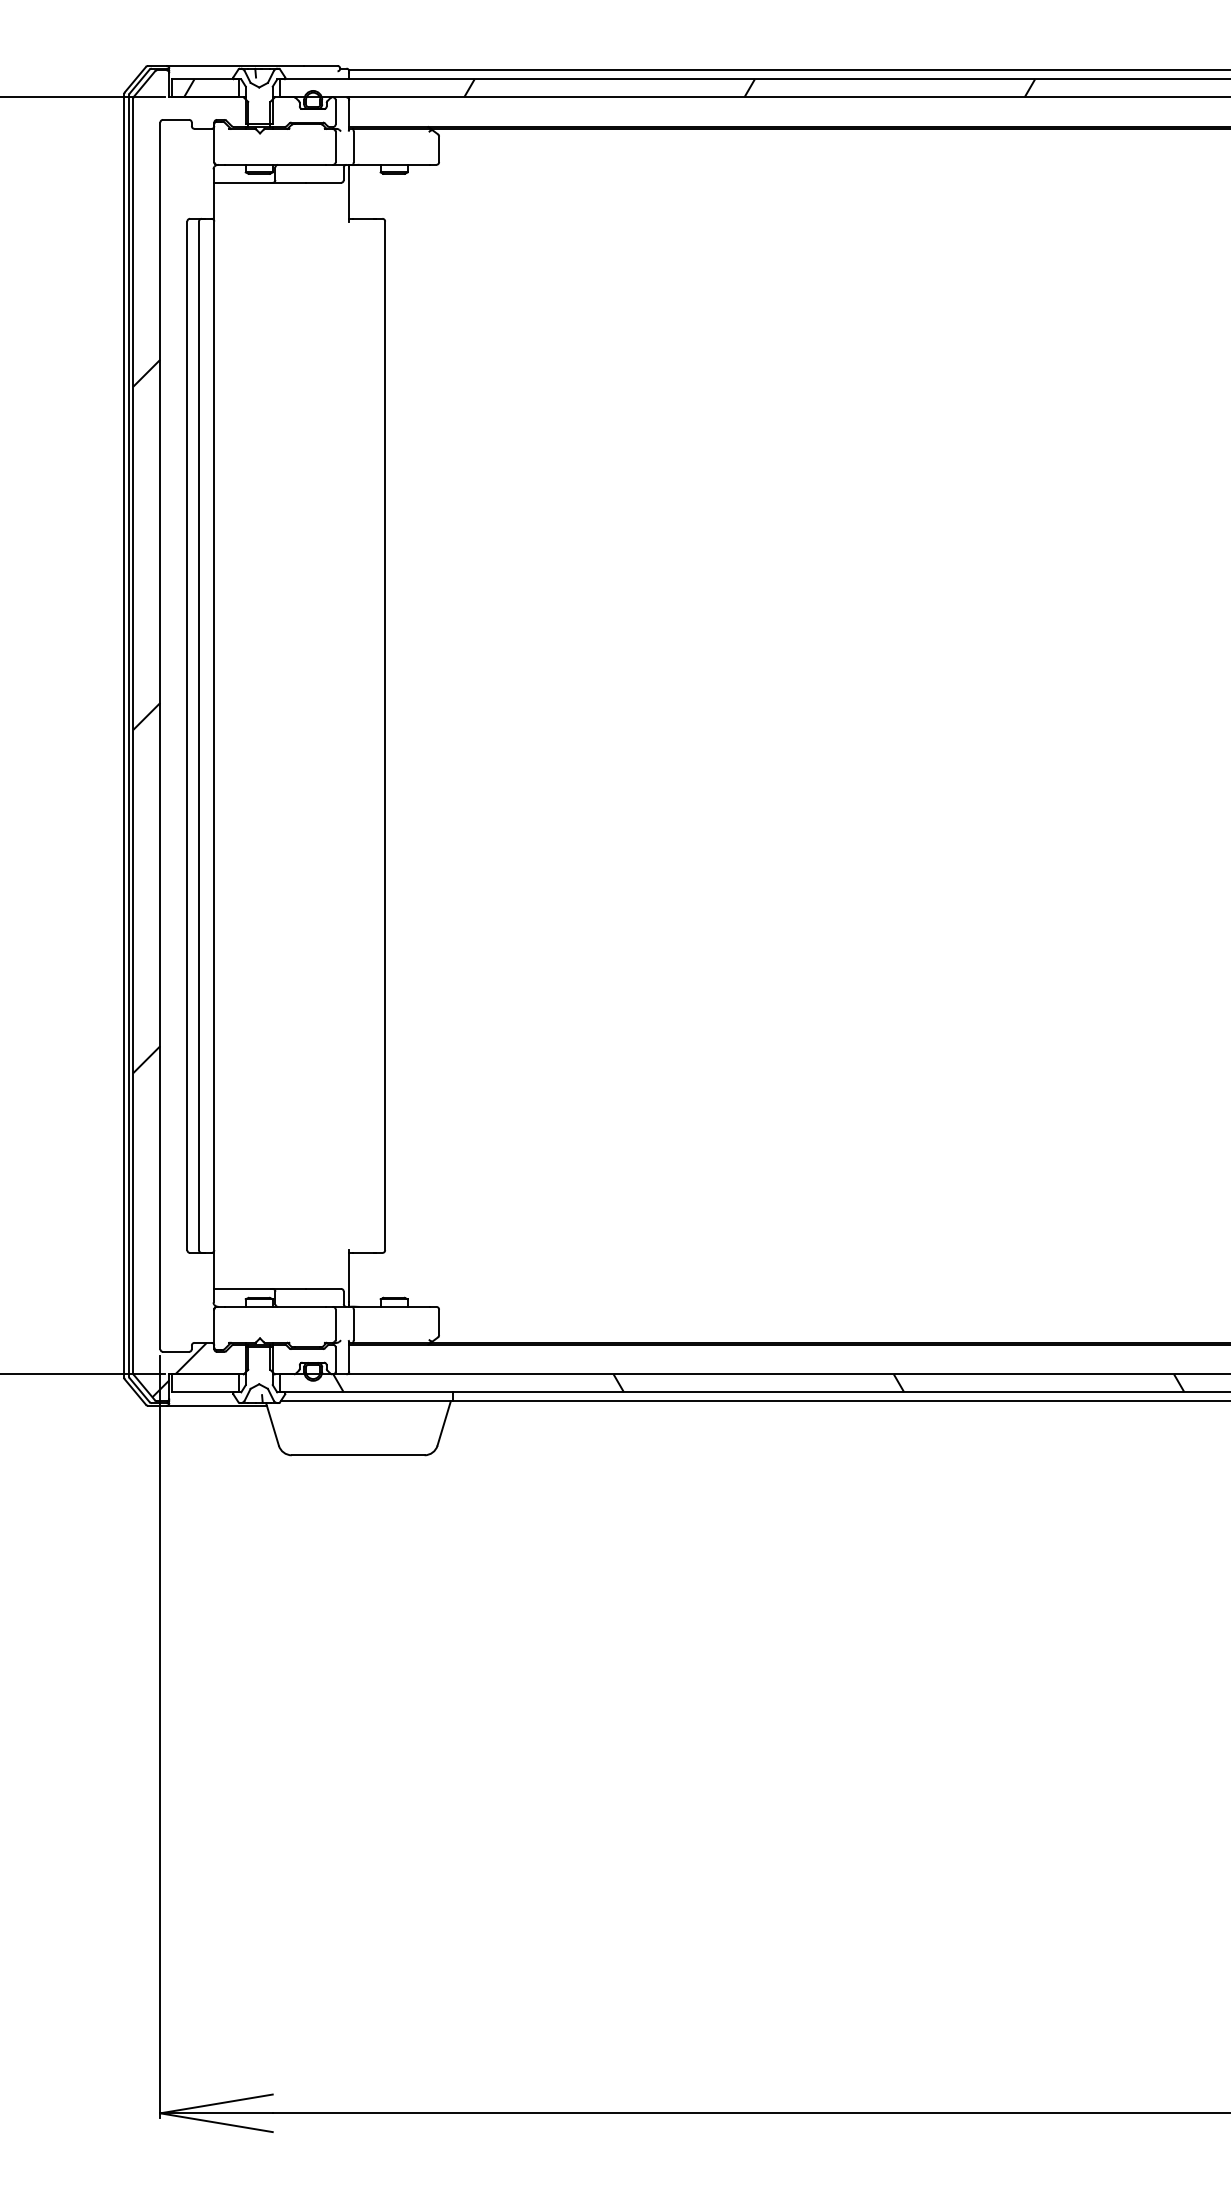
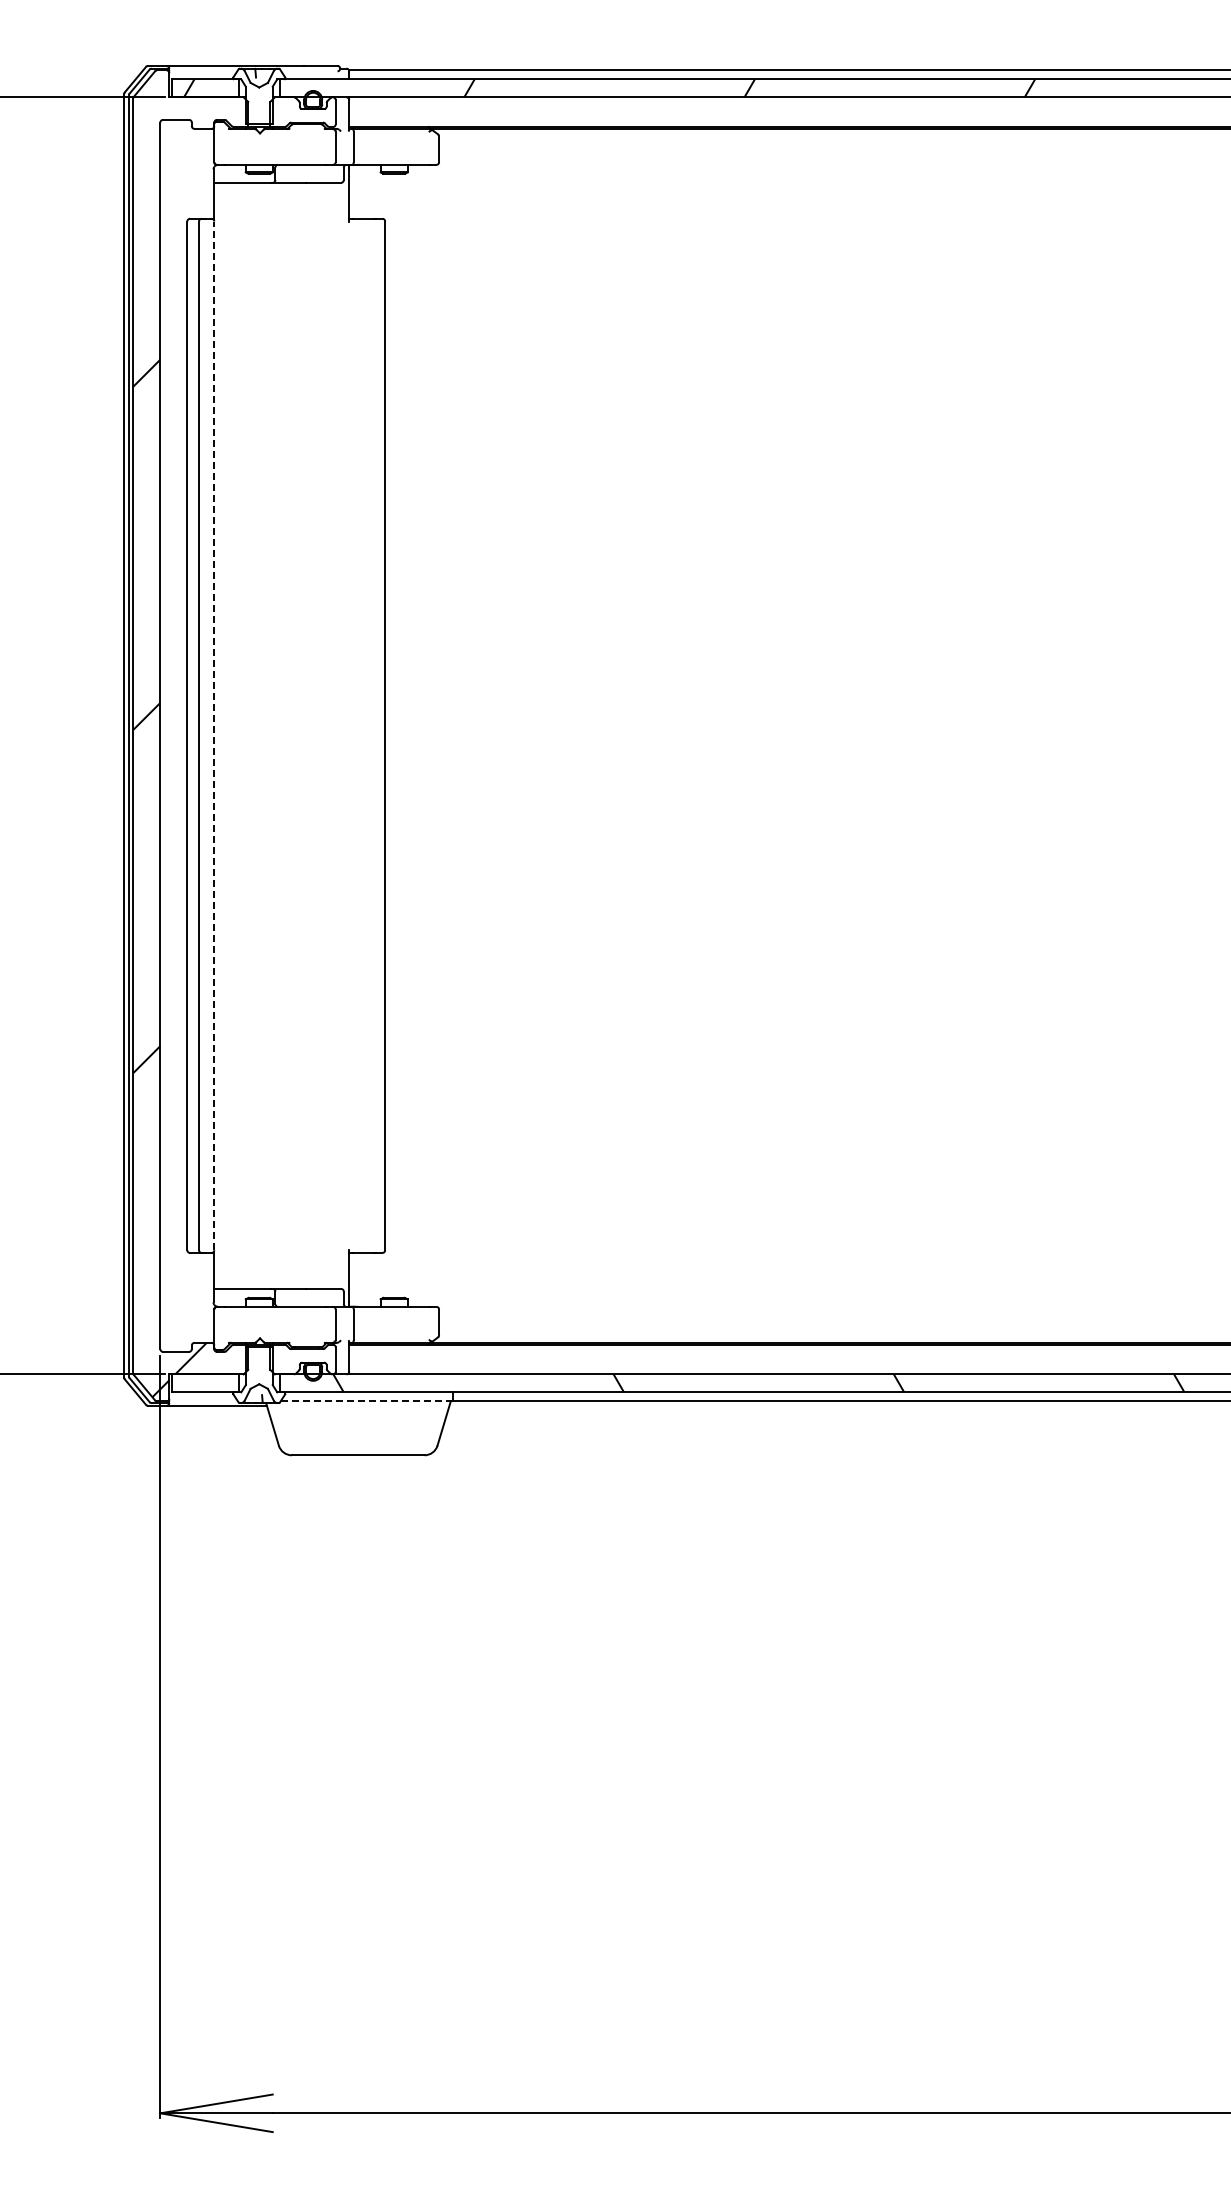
line: solid -> dashed (214, 735)
line: solid -> dashed (366, 1401)
